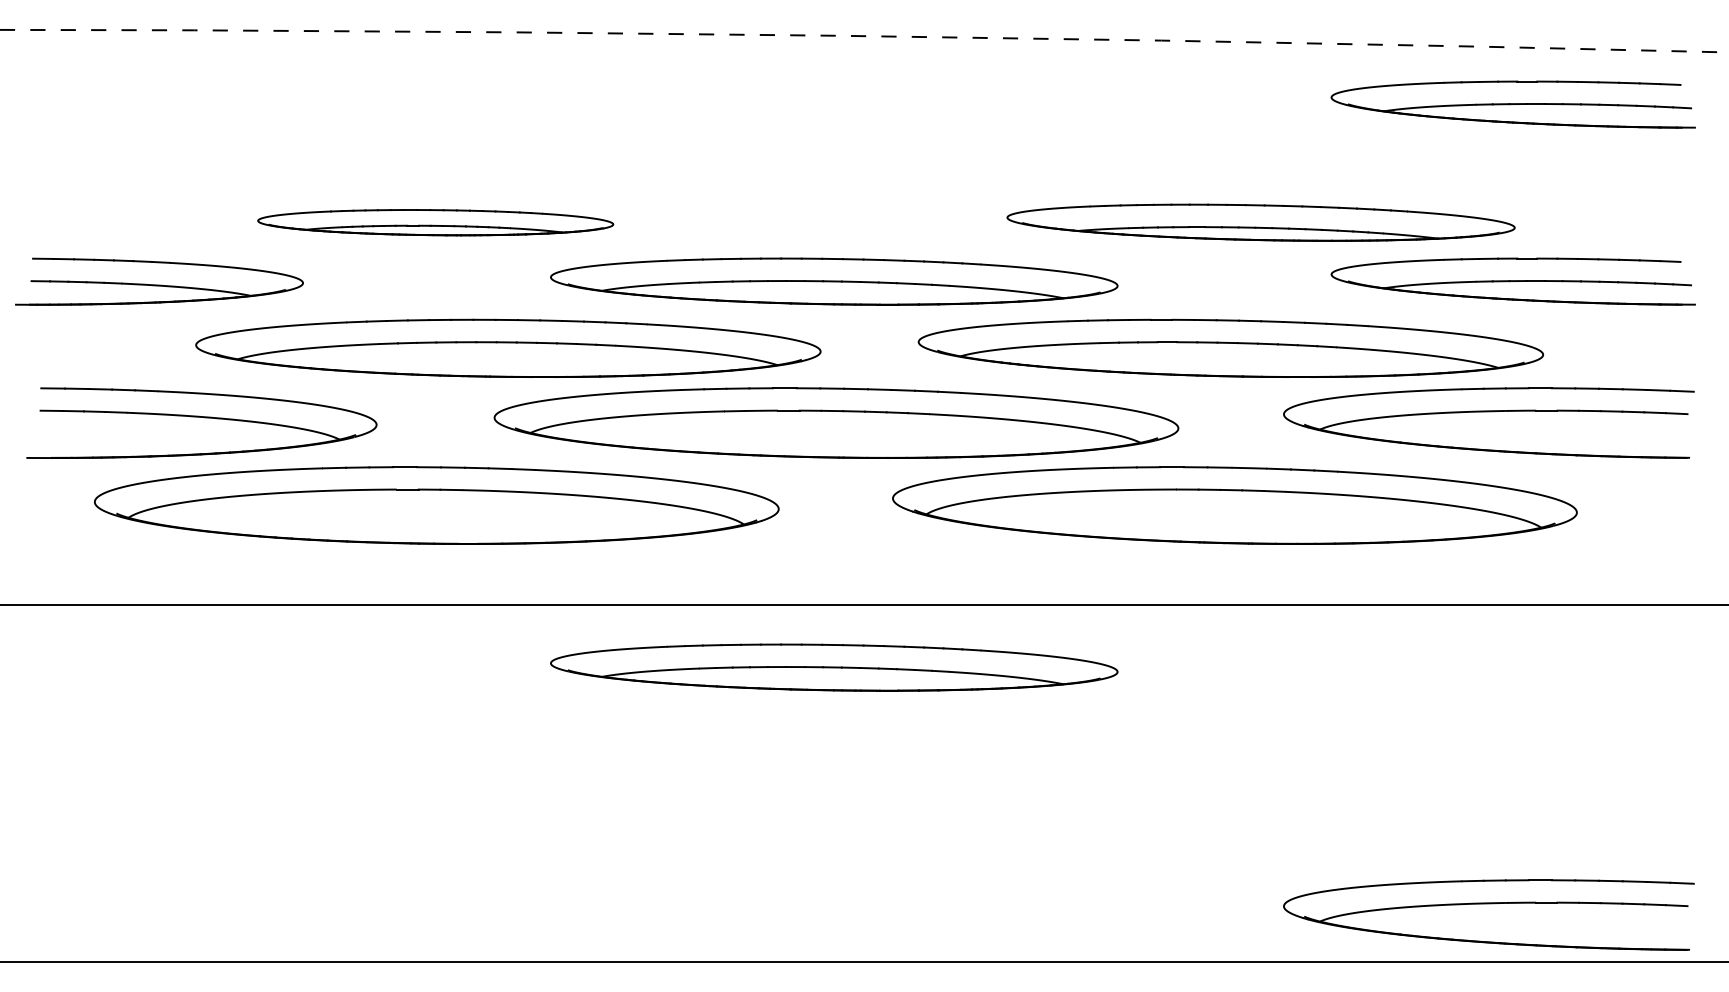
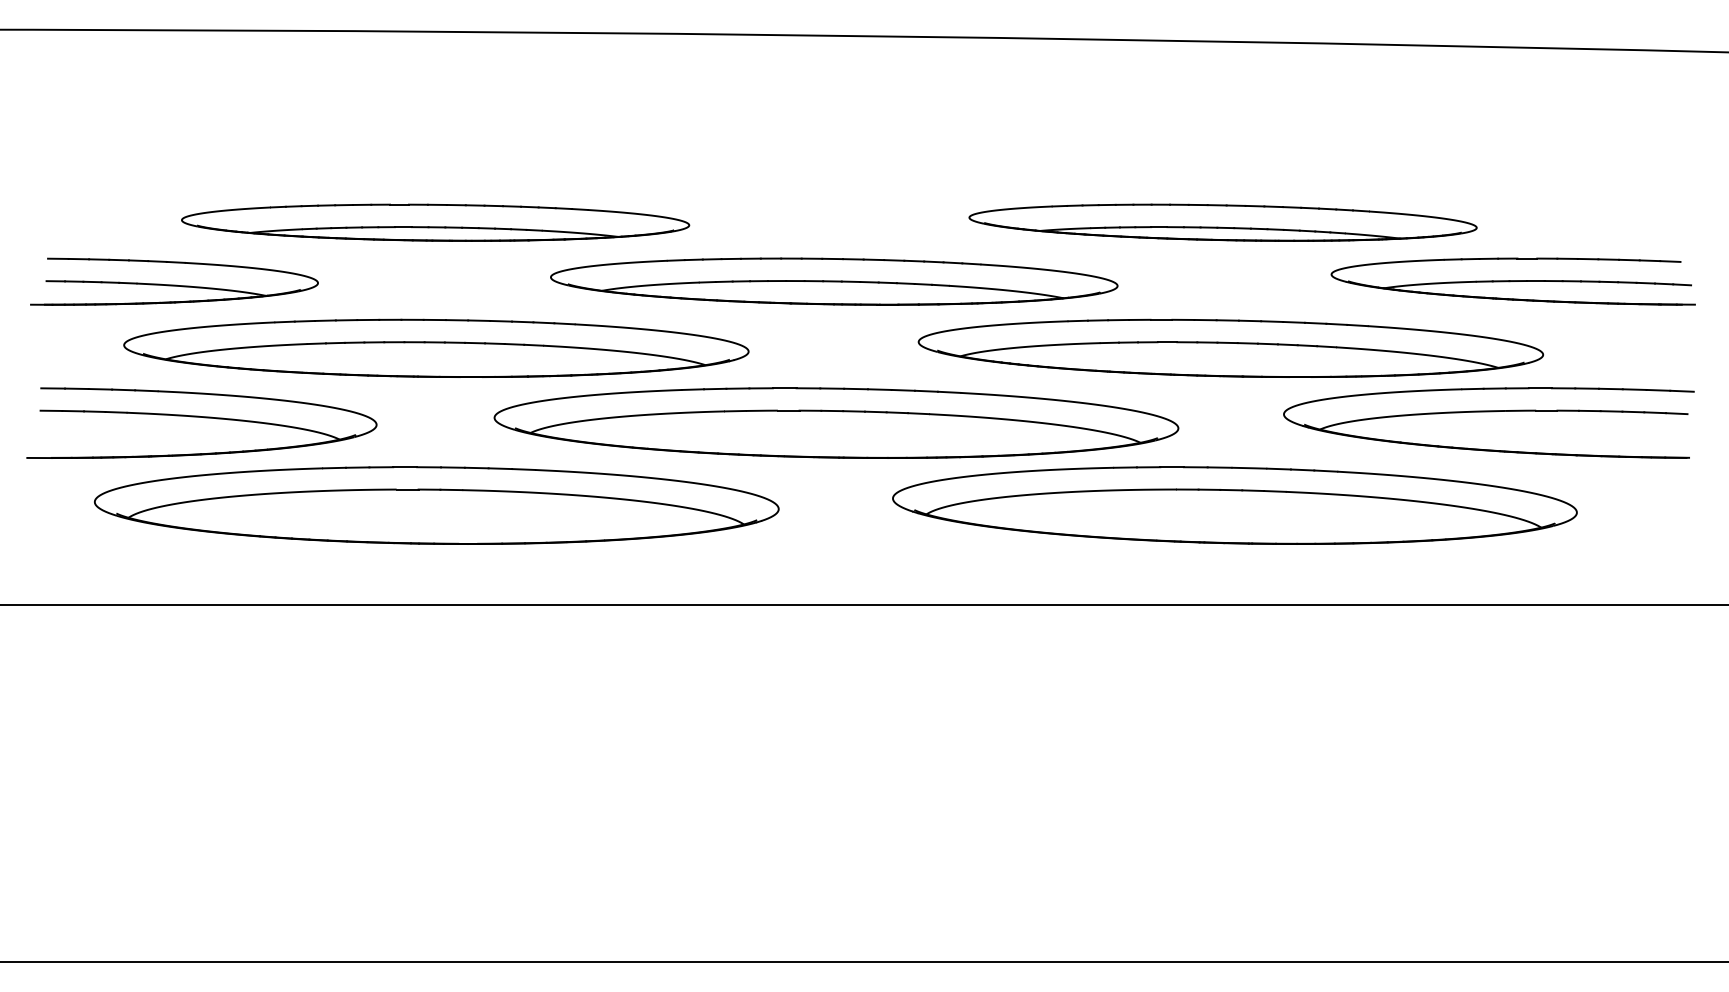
arc: dashed -> solid (864, 36)
part: present -> none (1512, 104)
part size: 358x28 px -> 510x39 px (435, 222)
part position: (1260, 222) -> (1222, 222) (1222, 222)
part position: (159, 281) -> (174, 281) (174, 281)
part position: (508, 347) -> (436, 347) (436, 347)
part: present -> none (834, 667)
part: present -> none (1488, 904)
